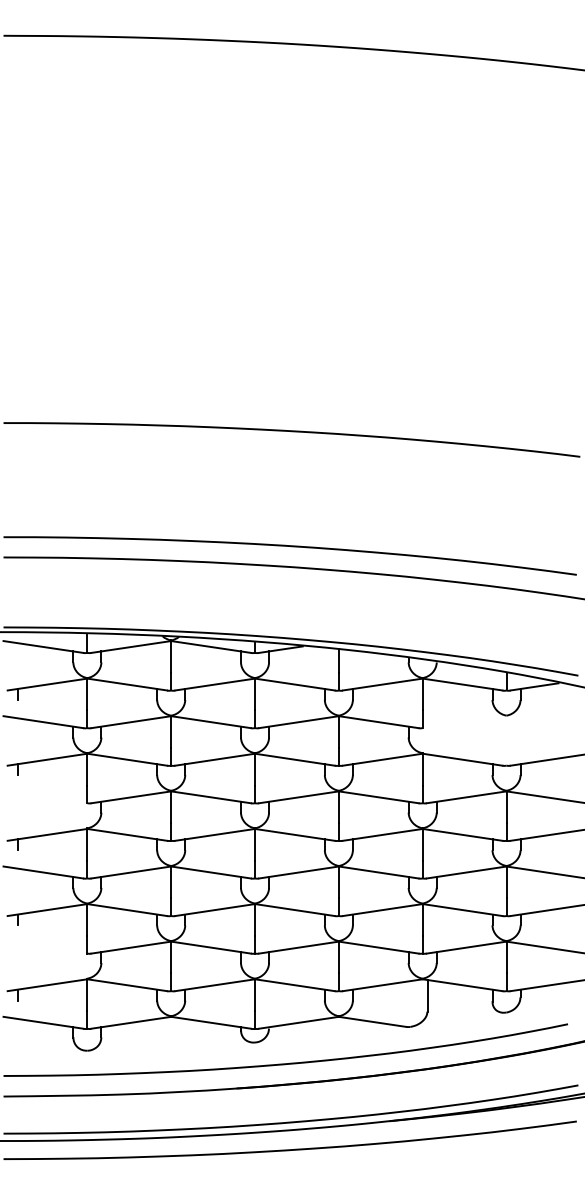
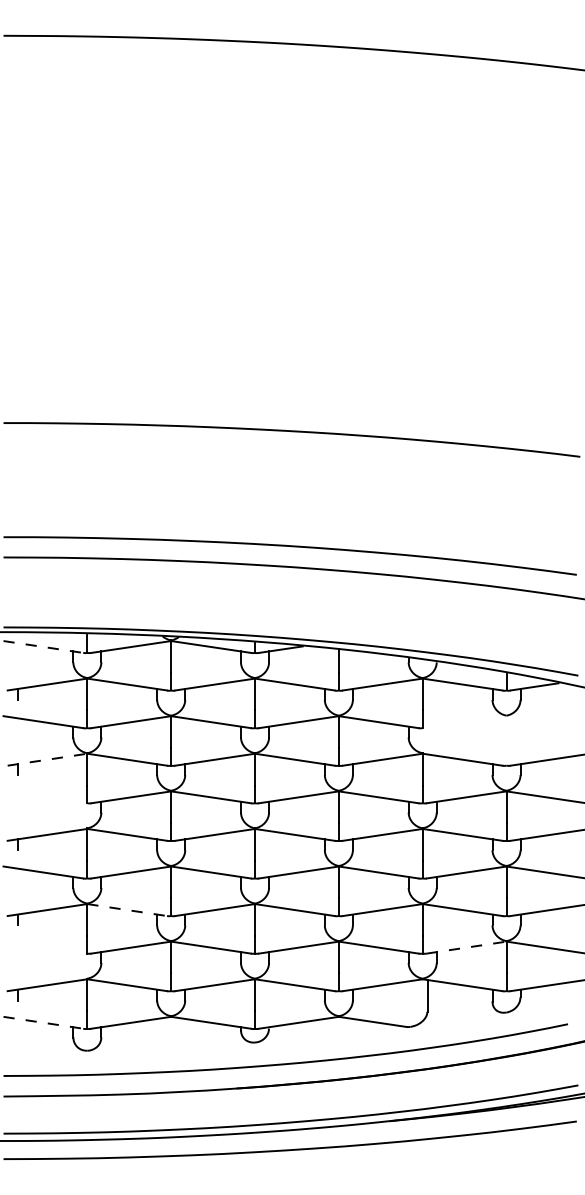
line: solid -> dashed (43, 647)
line: solid -> dashed (48, 759)
line: solid -> dashed (127, 910)
line: solid -> dashed (467, 947)
line: solid -> dashed (43, 1022)
